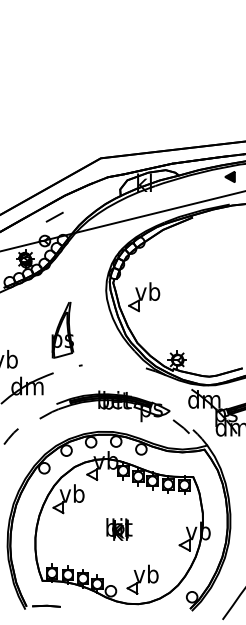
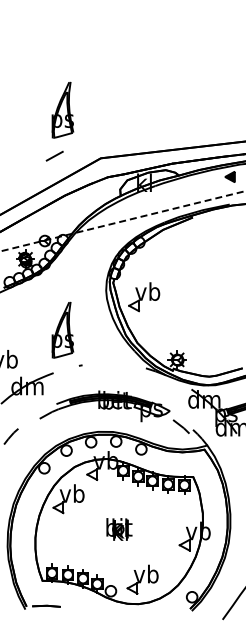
part: none -> present (62, 109)
line position: (54, 216) -> (54, 155) (54, 155)
line: solid -> dashed (122, 221)
